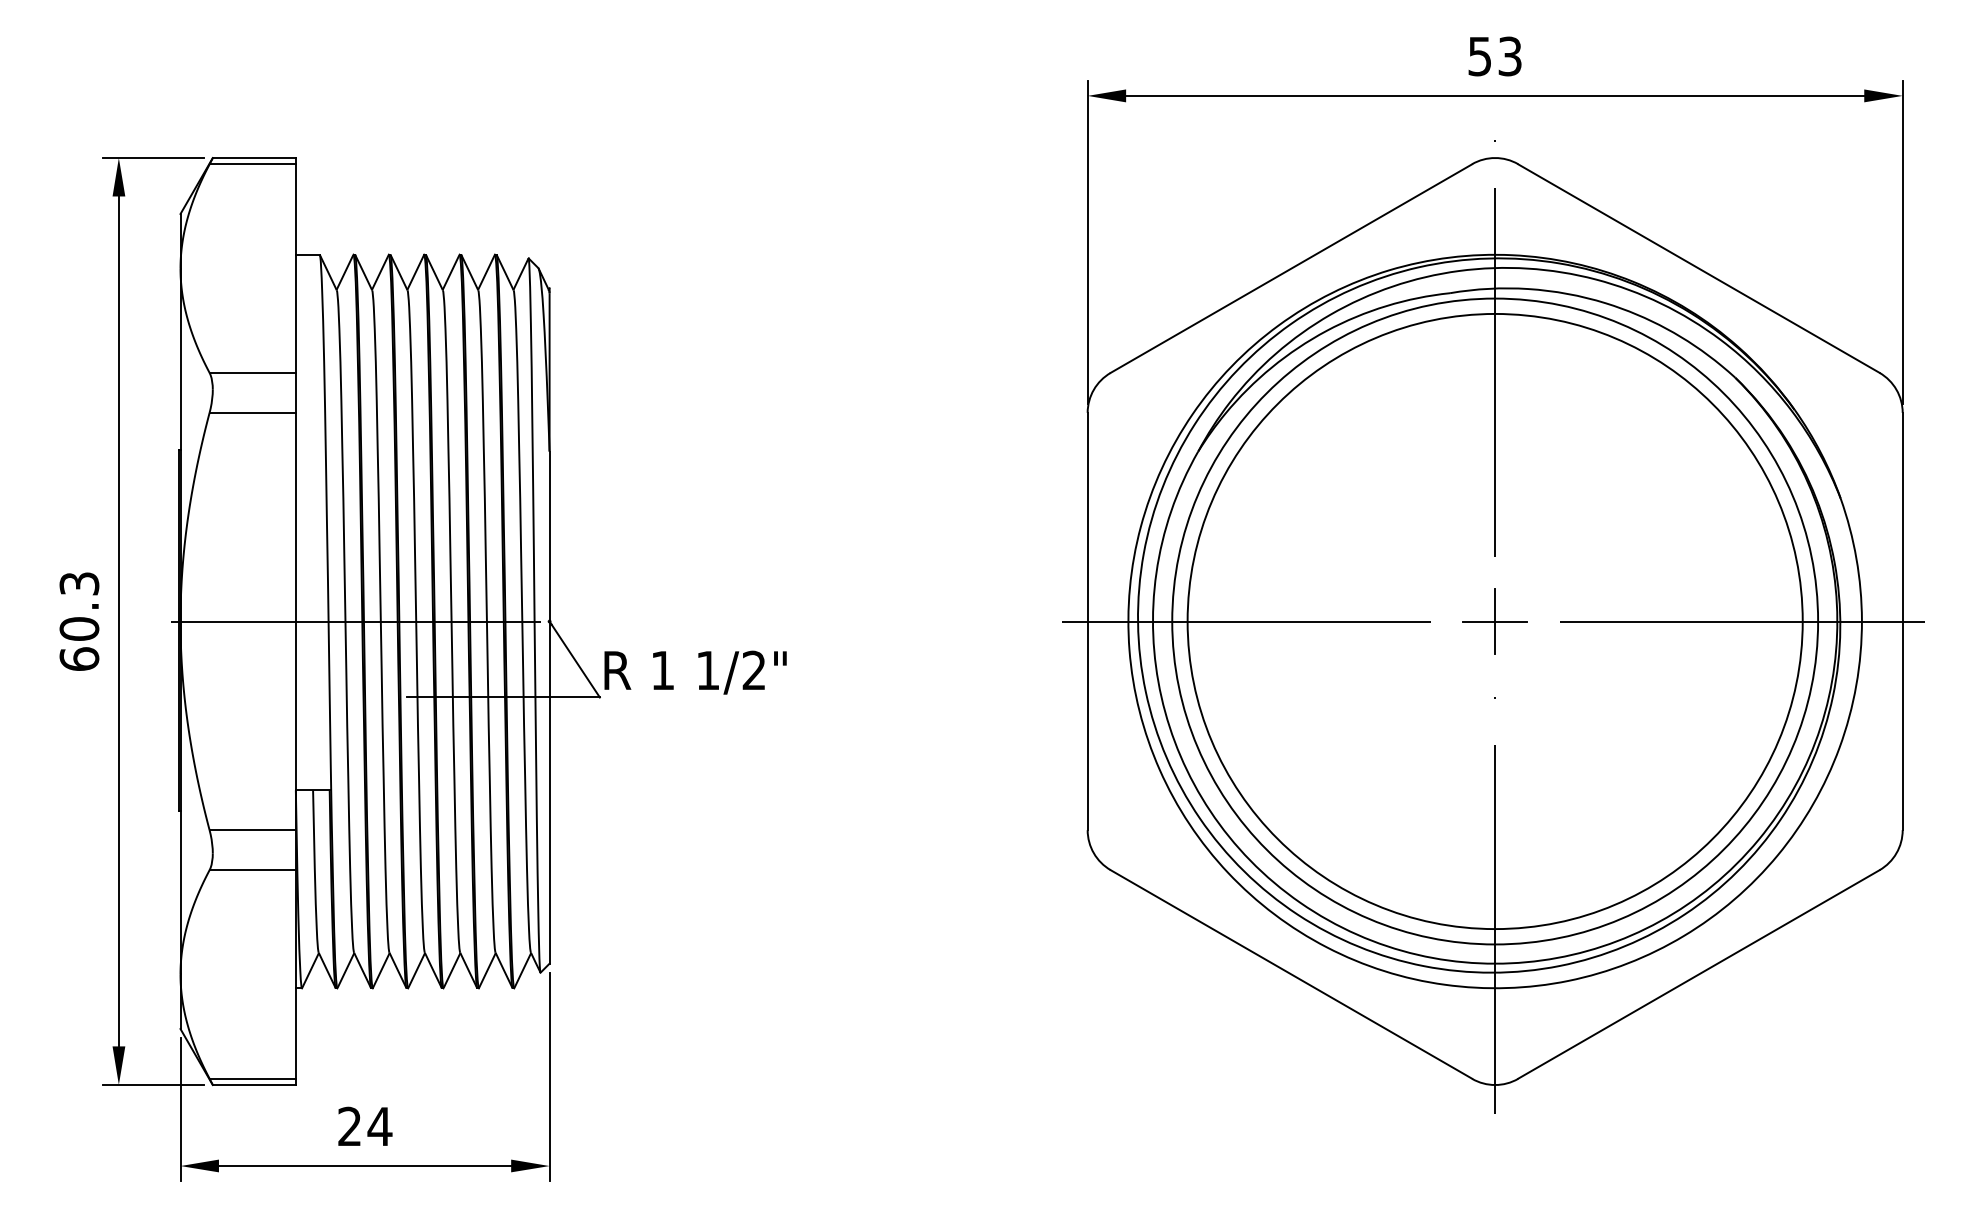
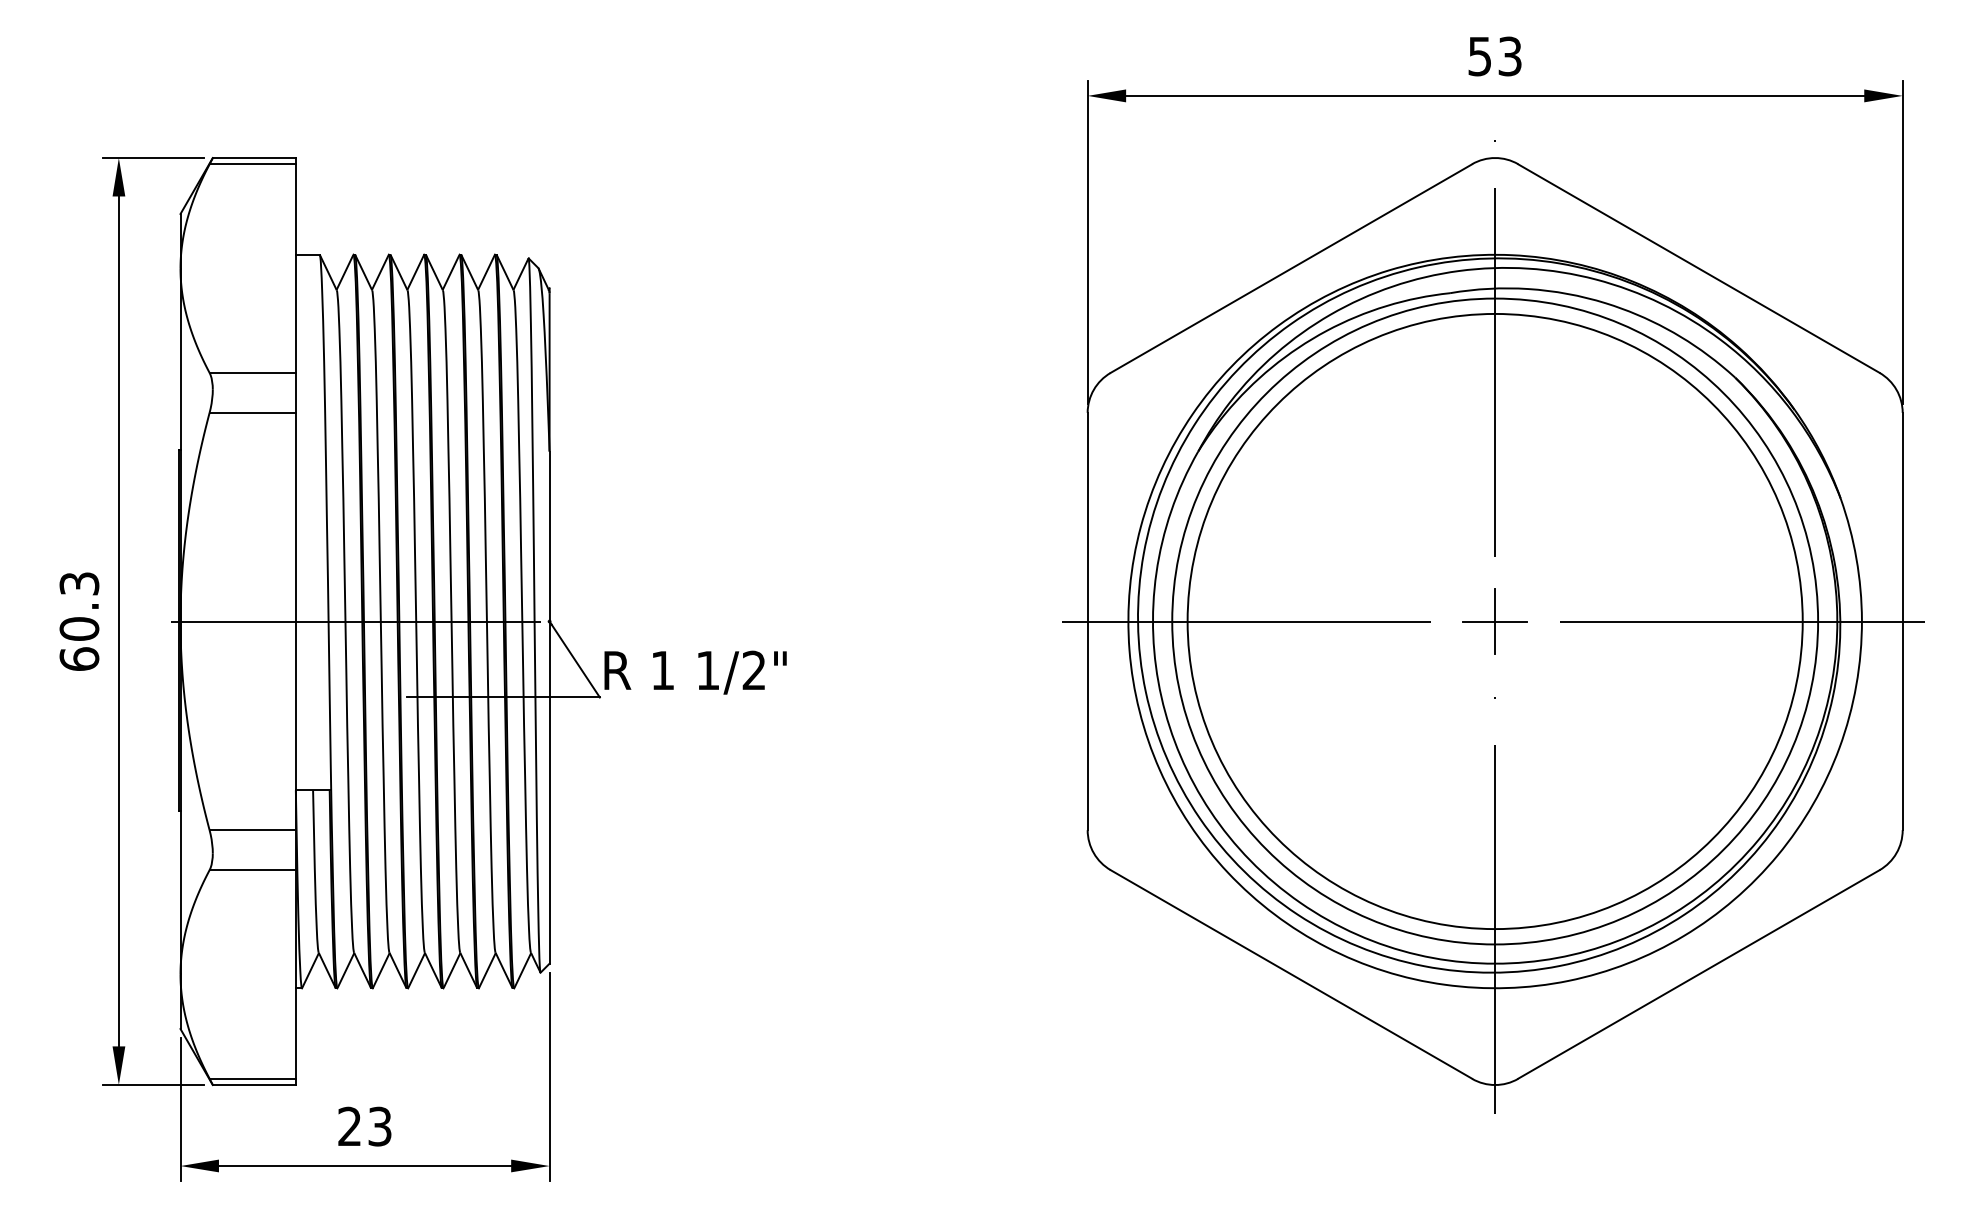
text: 24 -> 23 (379, 1126)
